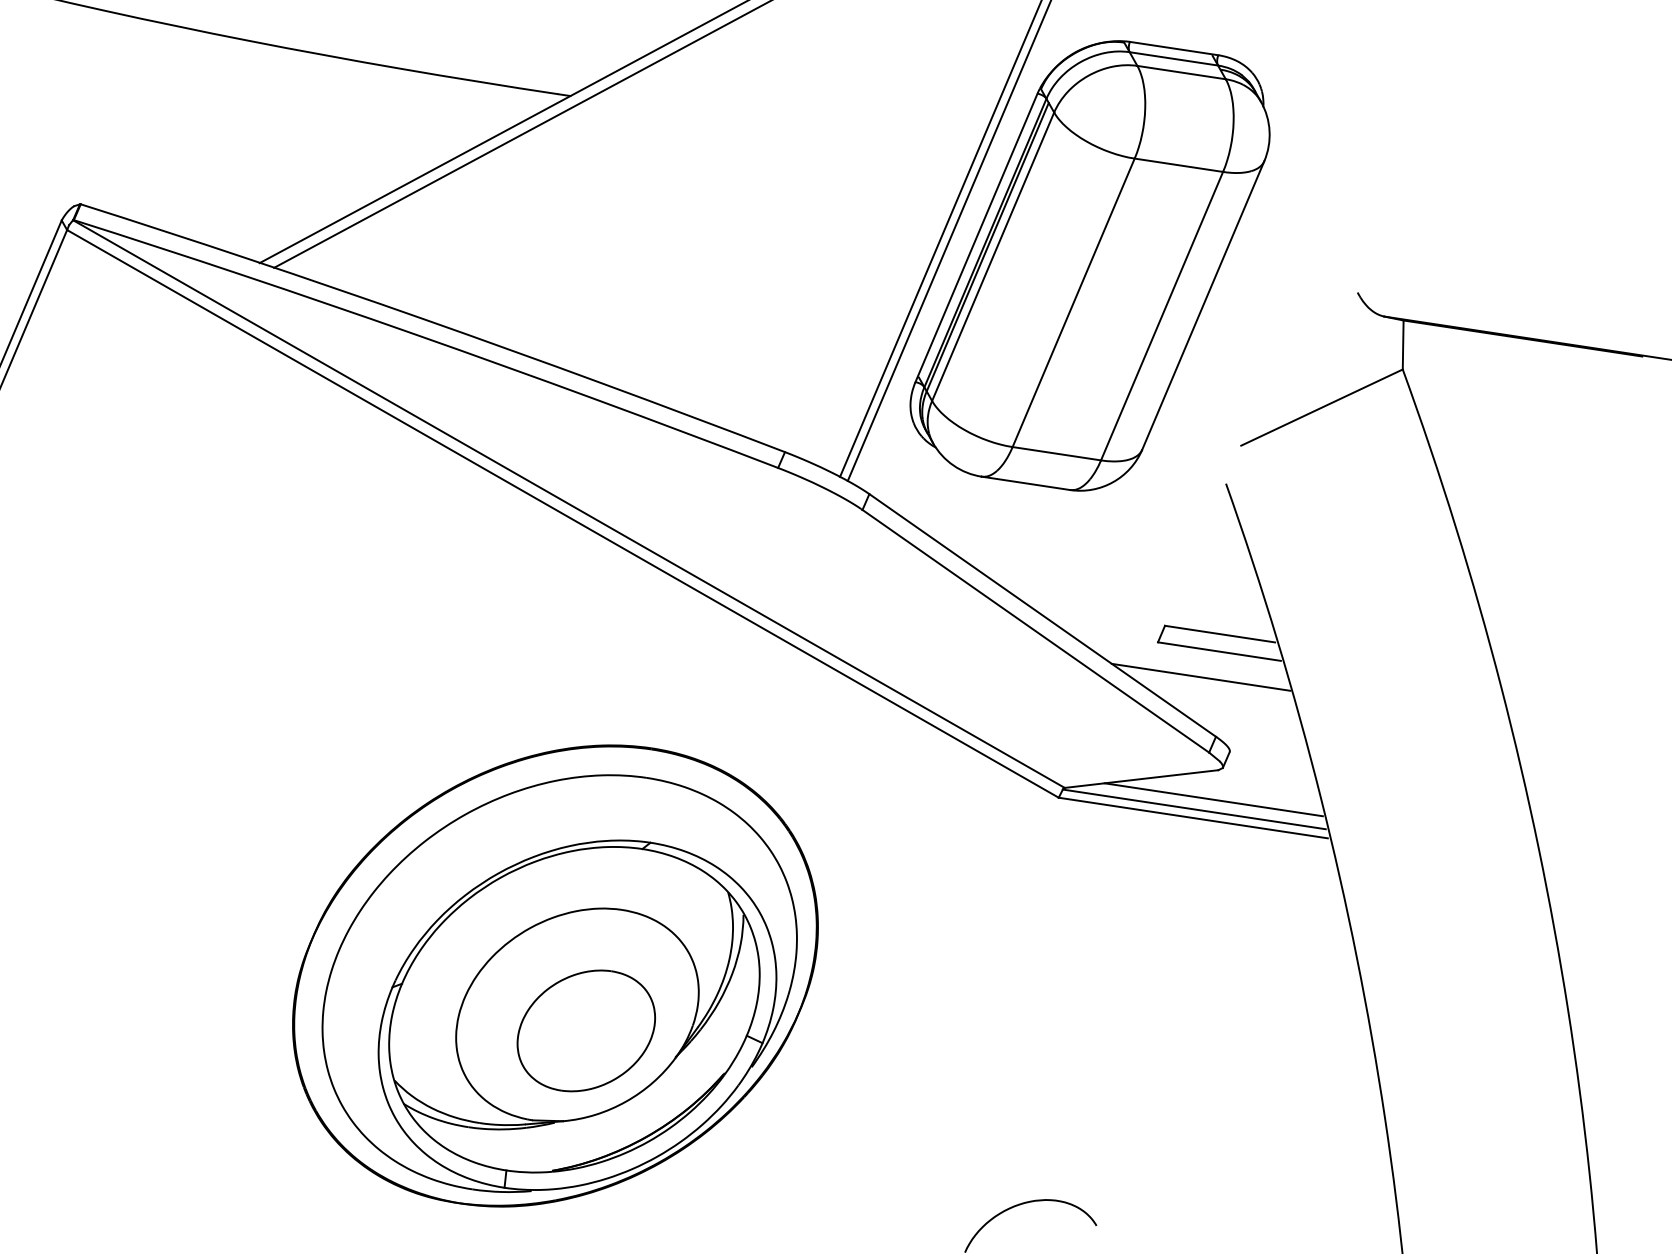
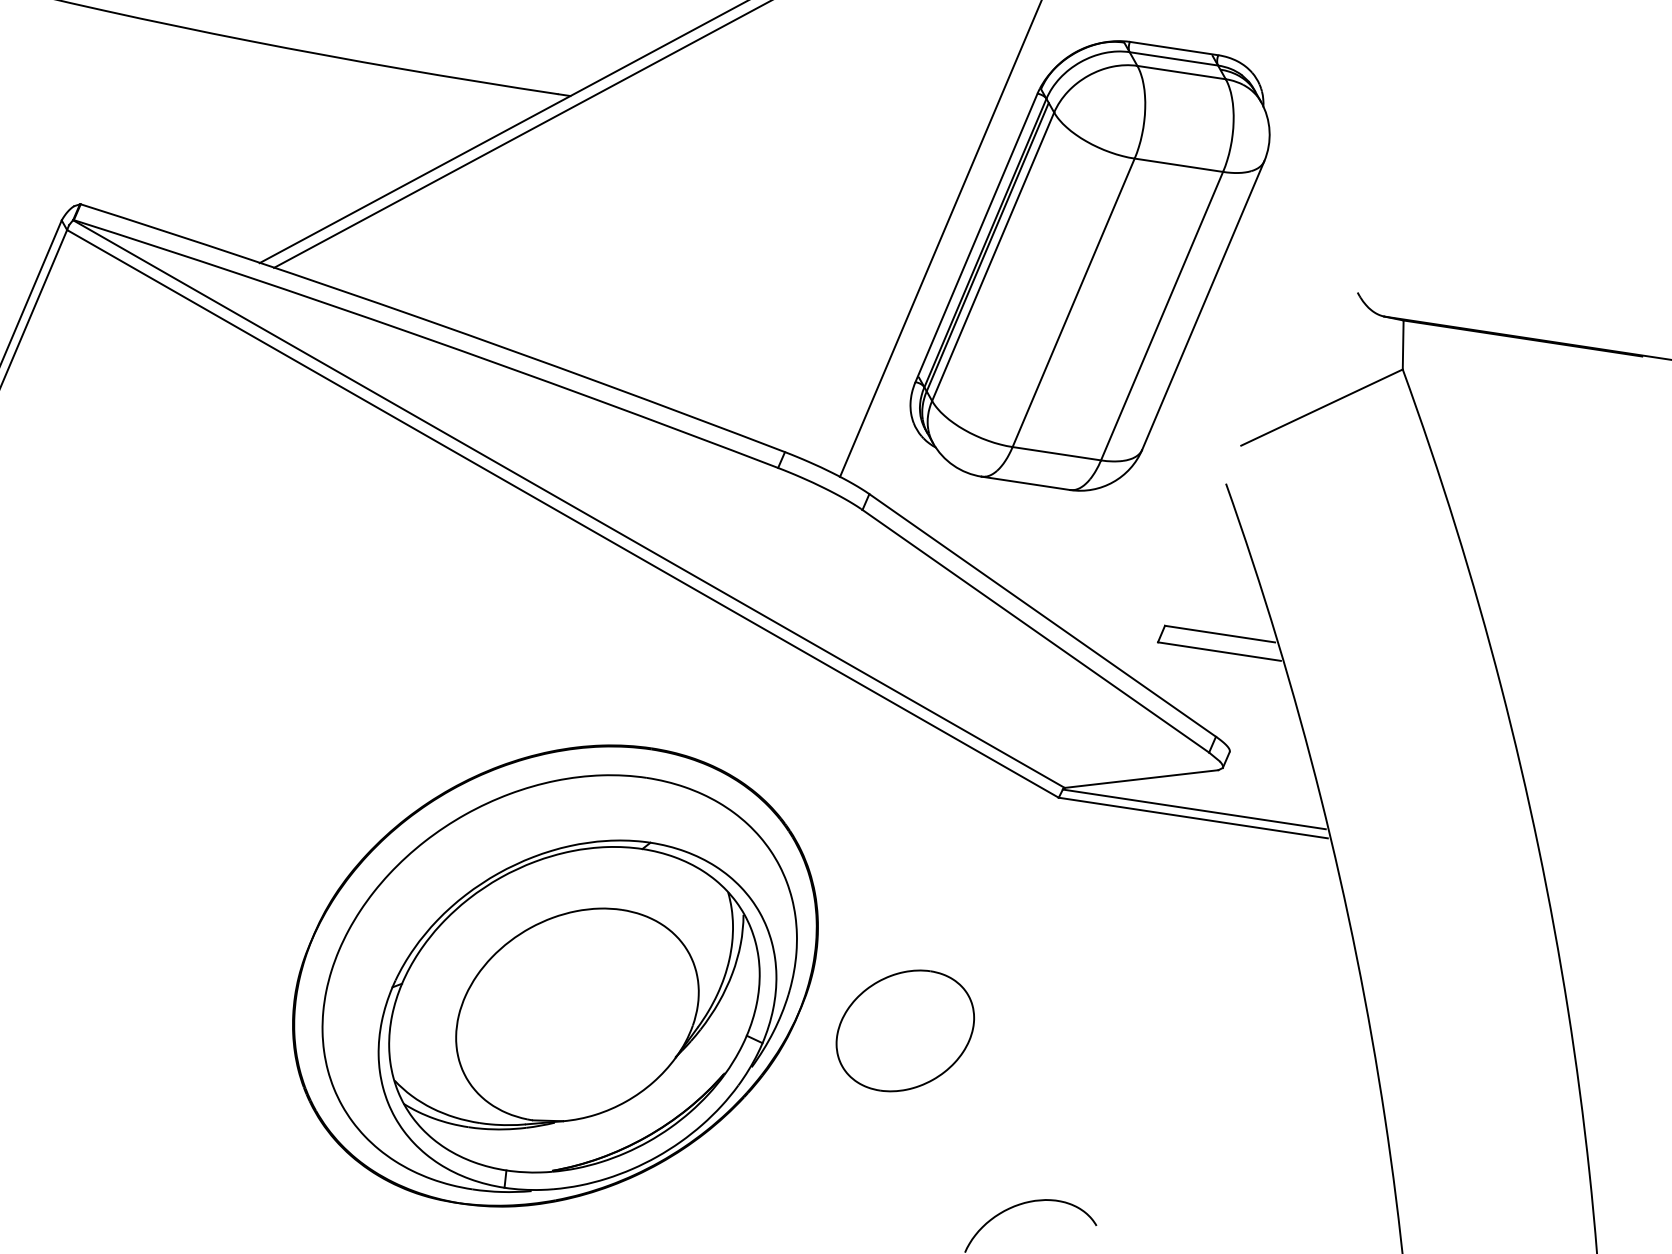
line: present -> none (948, 241)
line: present -> none (1200, 676)
line: present -> none (1213, 799)
part position: (585, 1030) -> (904, 1030) (904, 1030)
